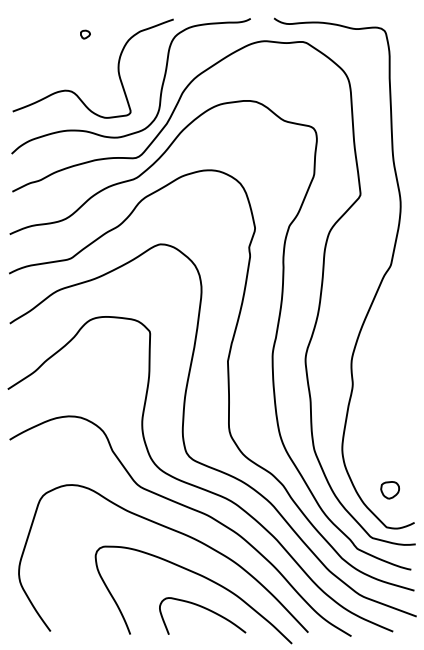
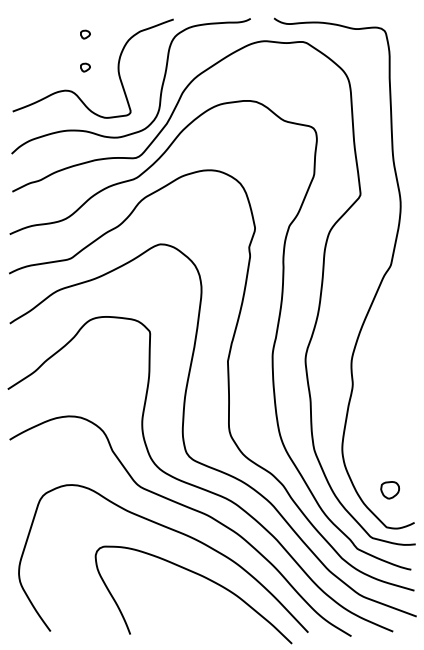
part: none -> present (85, 67)
curve: present -> none (205, 609)
